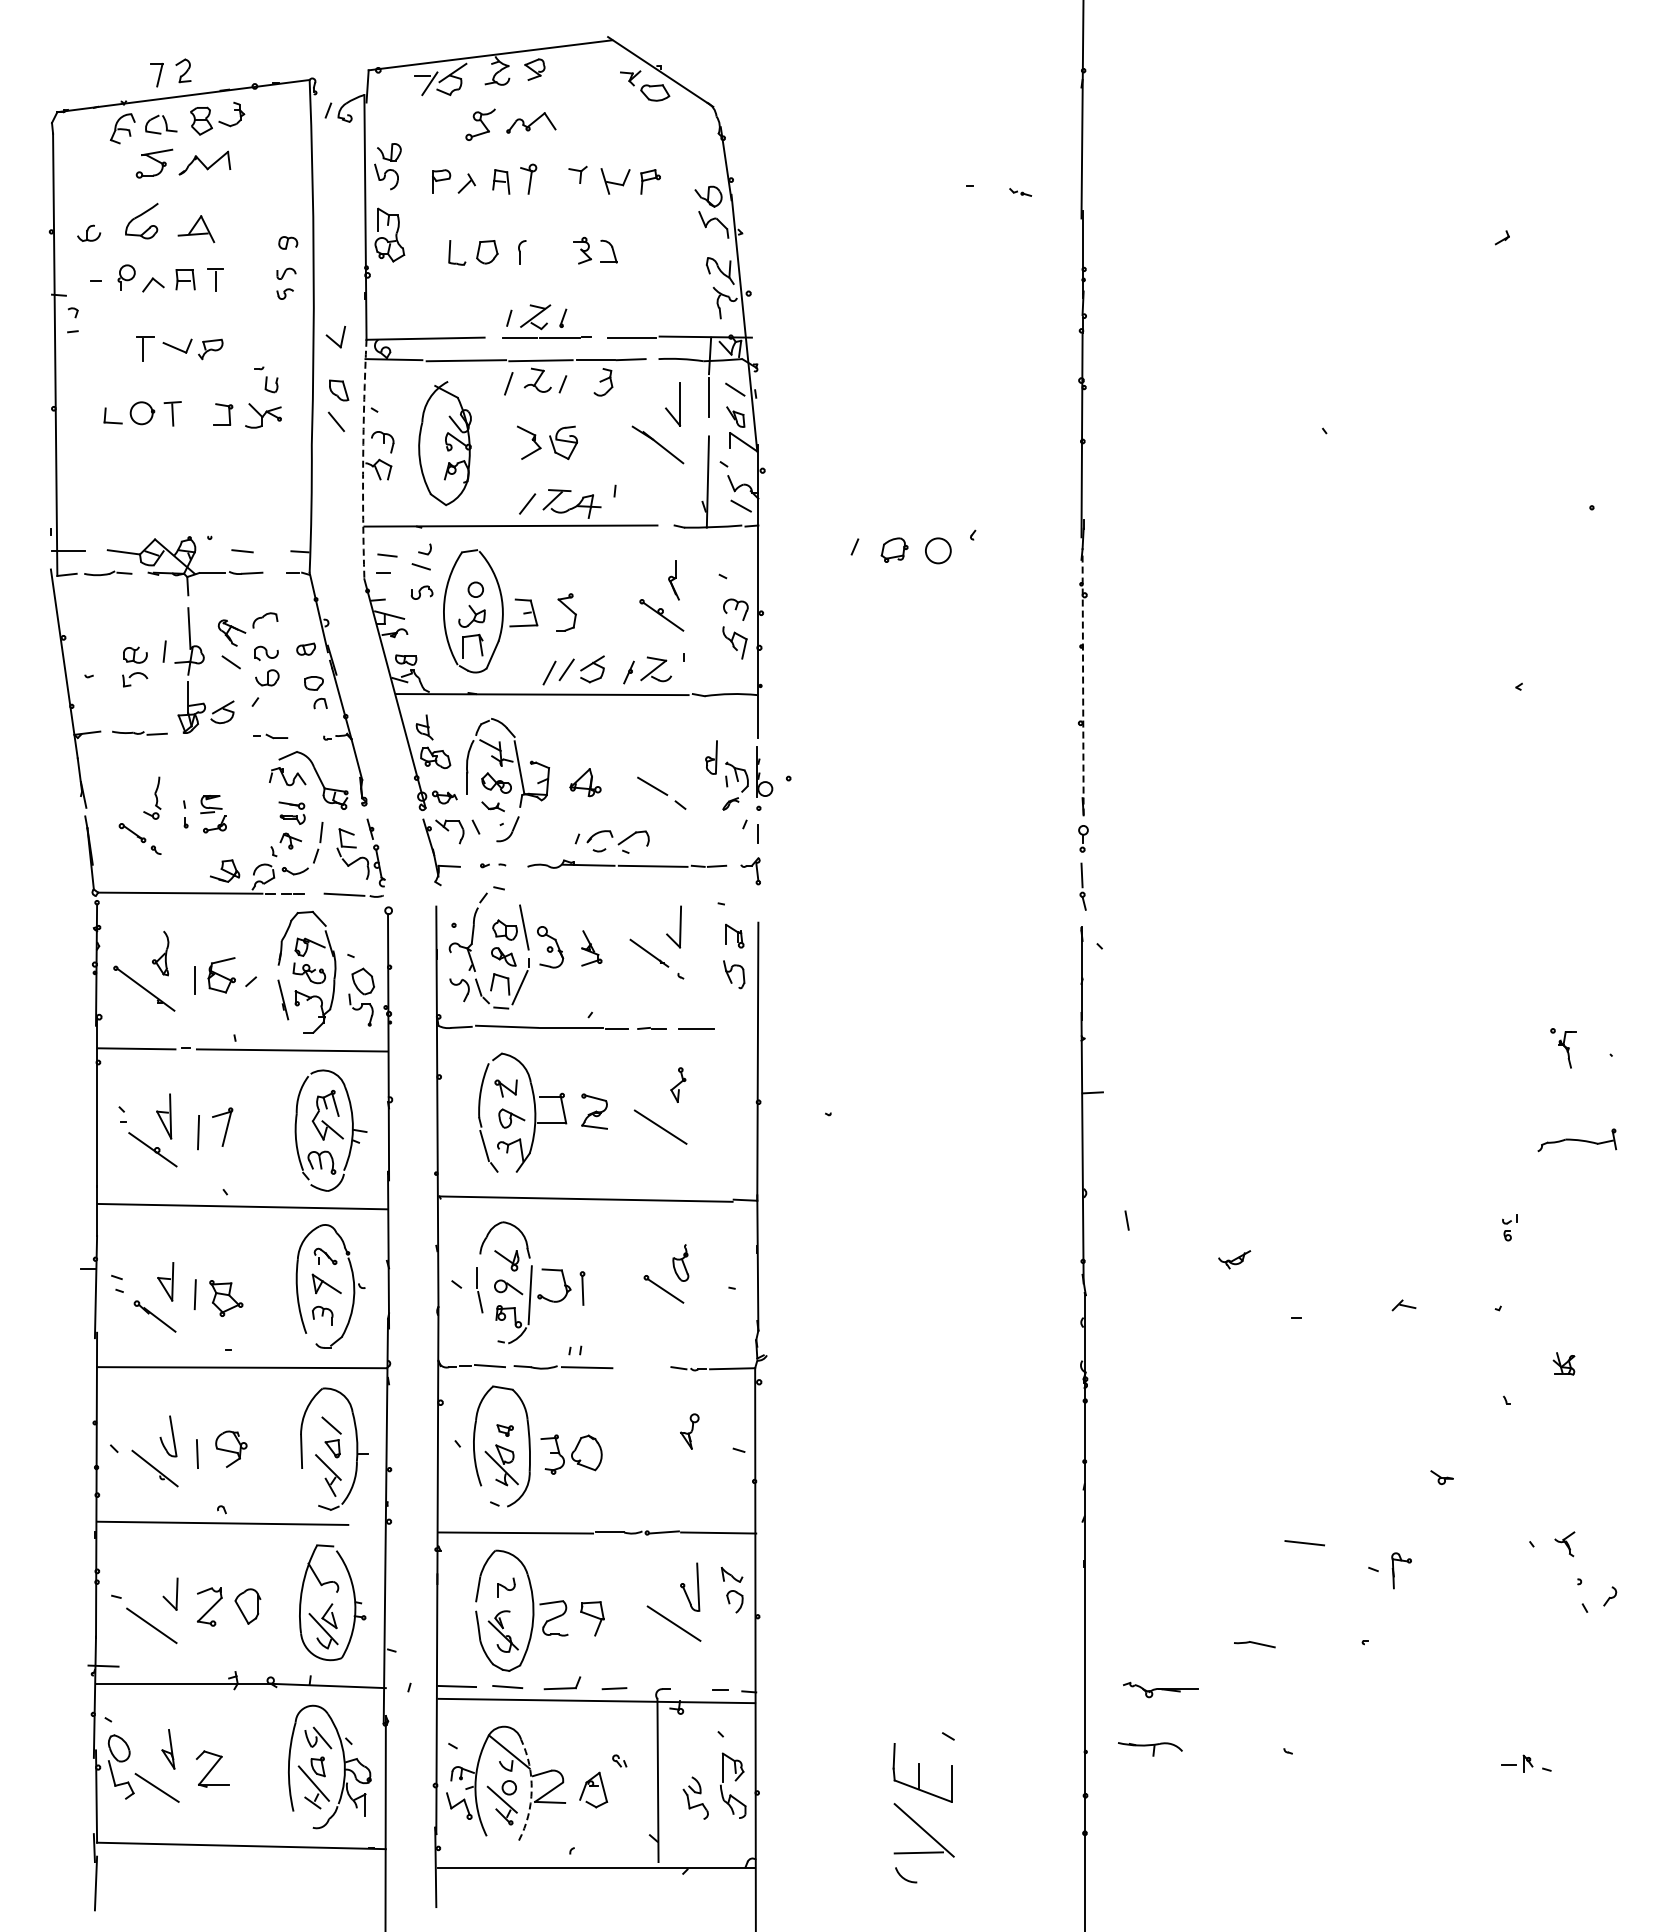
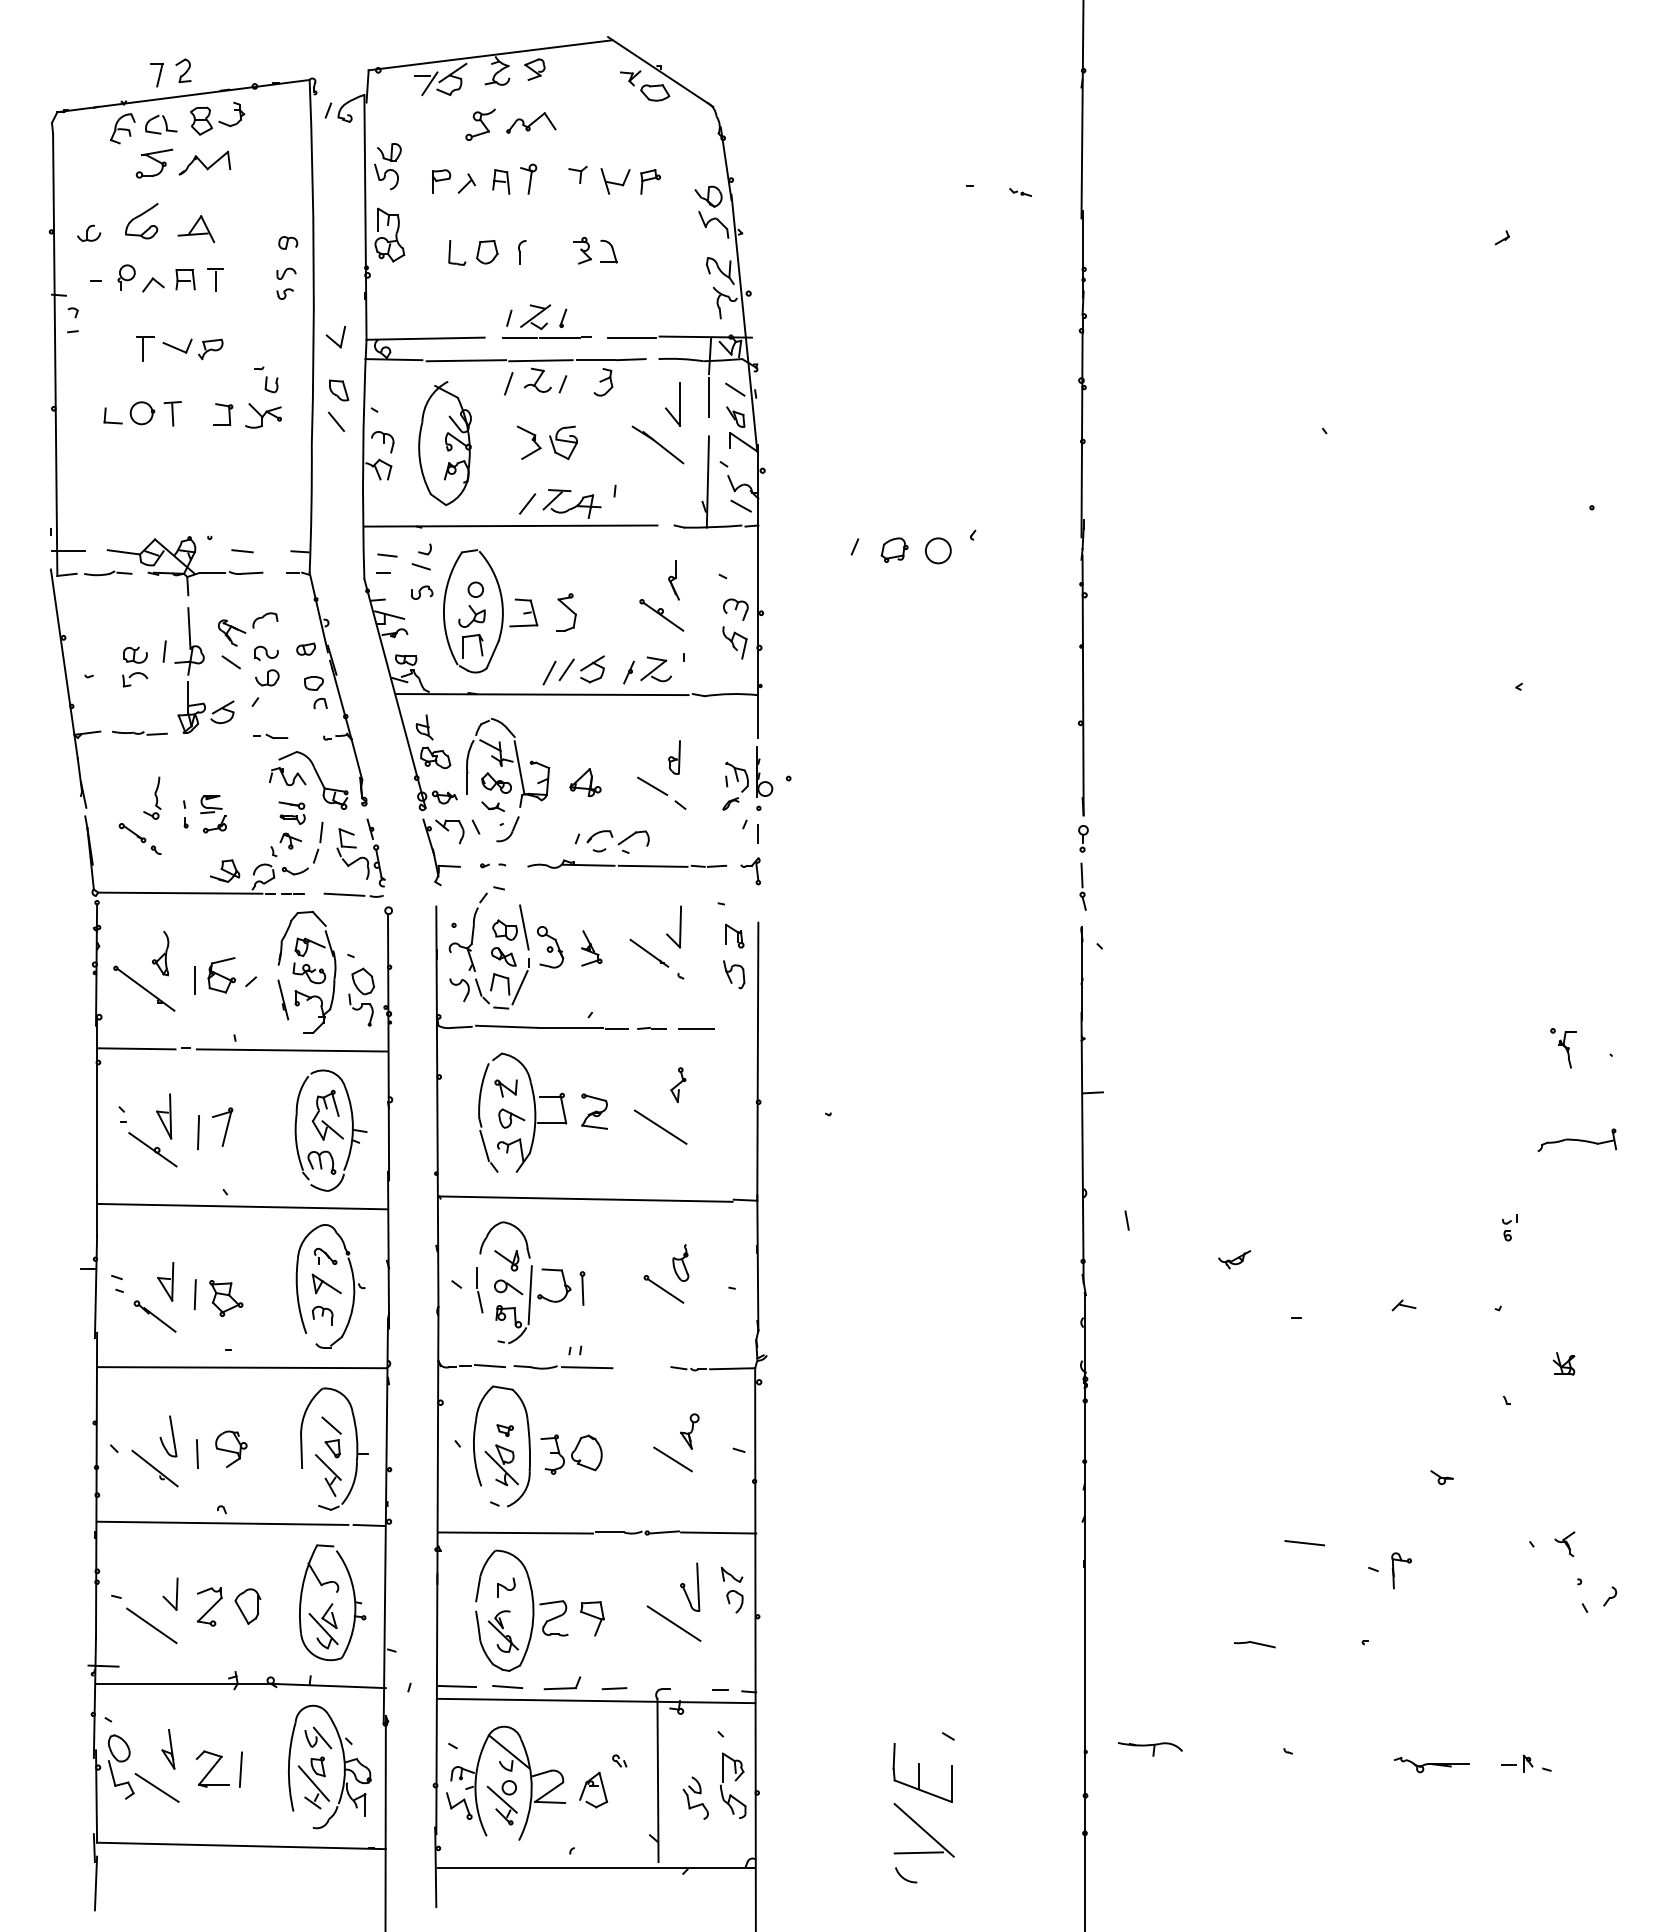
arc: dashed -> solid (363, 459)
line: dashed -> solid (1083, 685)
part position: (711, 757) -> (674, 757) (674, 757)
line: none -> present (672, 1459)
line: none -> present (368, 1525)
part position: (1160, 1689) -> (1431, 1764) (1431, 1764)
line: none -> present (240, 1769)
arc: dashed -> solid (531, 1790)
